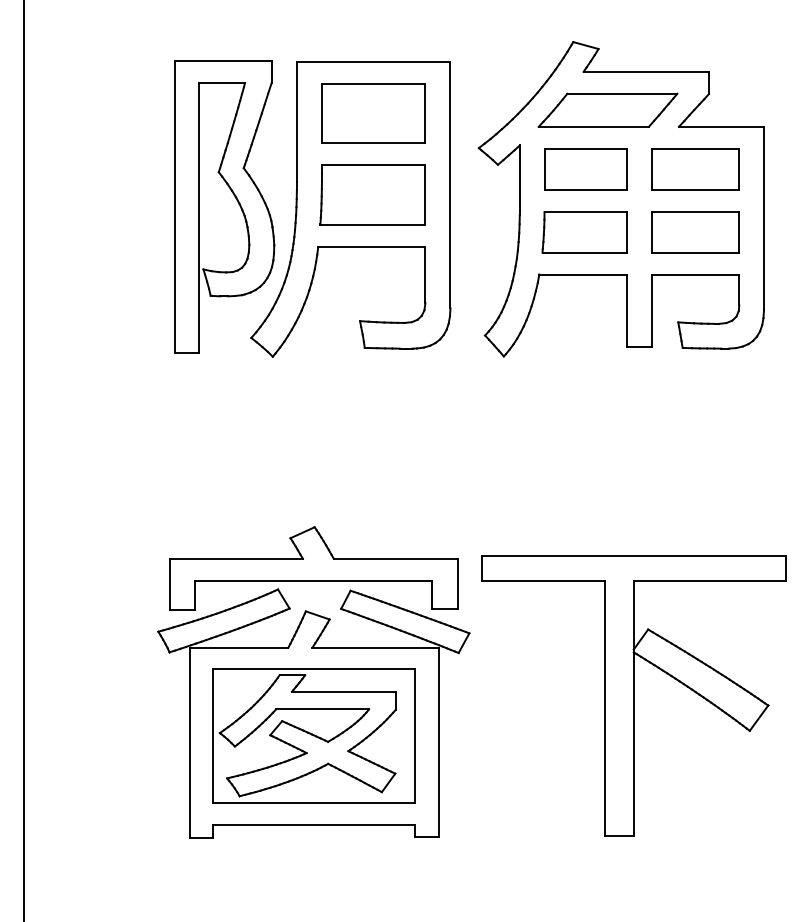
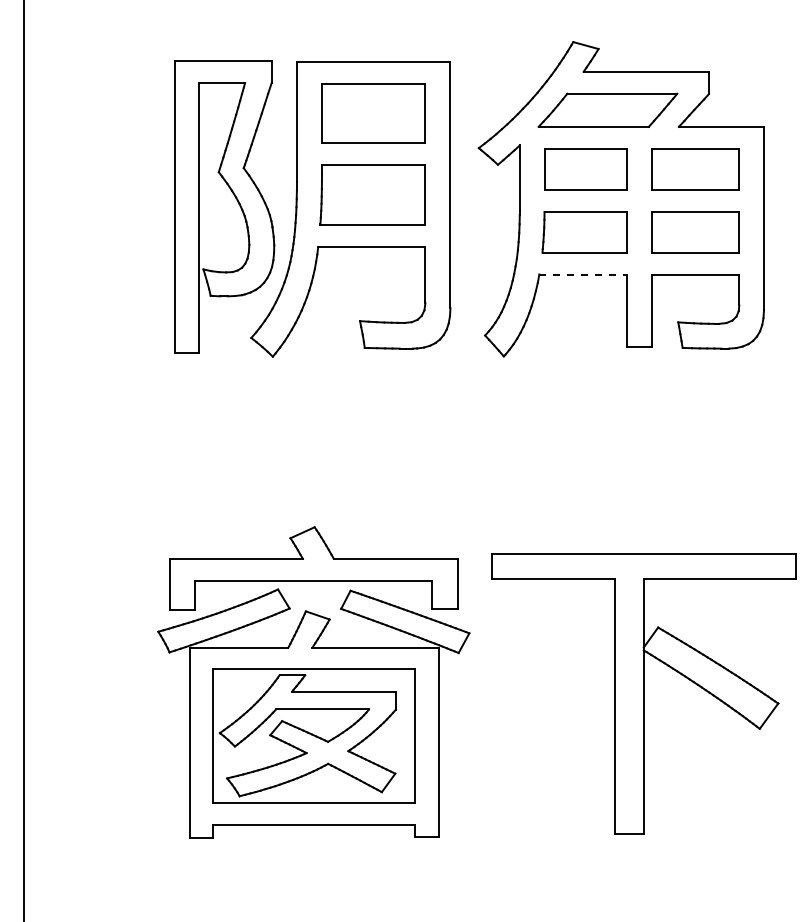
line: solid -> dashed (583, 274)
part position: (633, 695) -> (643, 693) (643, 693)
